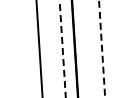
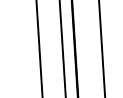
line: dashed -> solid (62, 49)
line: dashed -> solid (102, 49)
